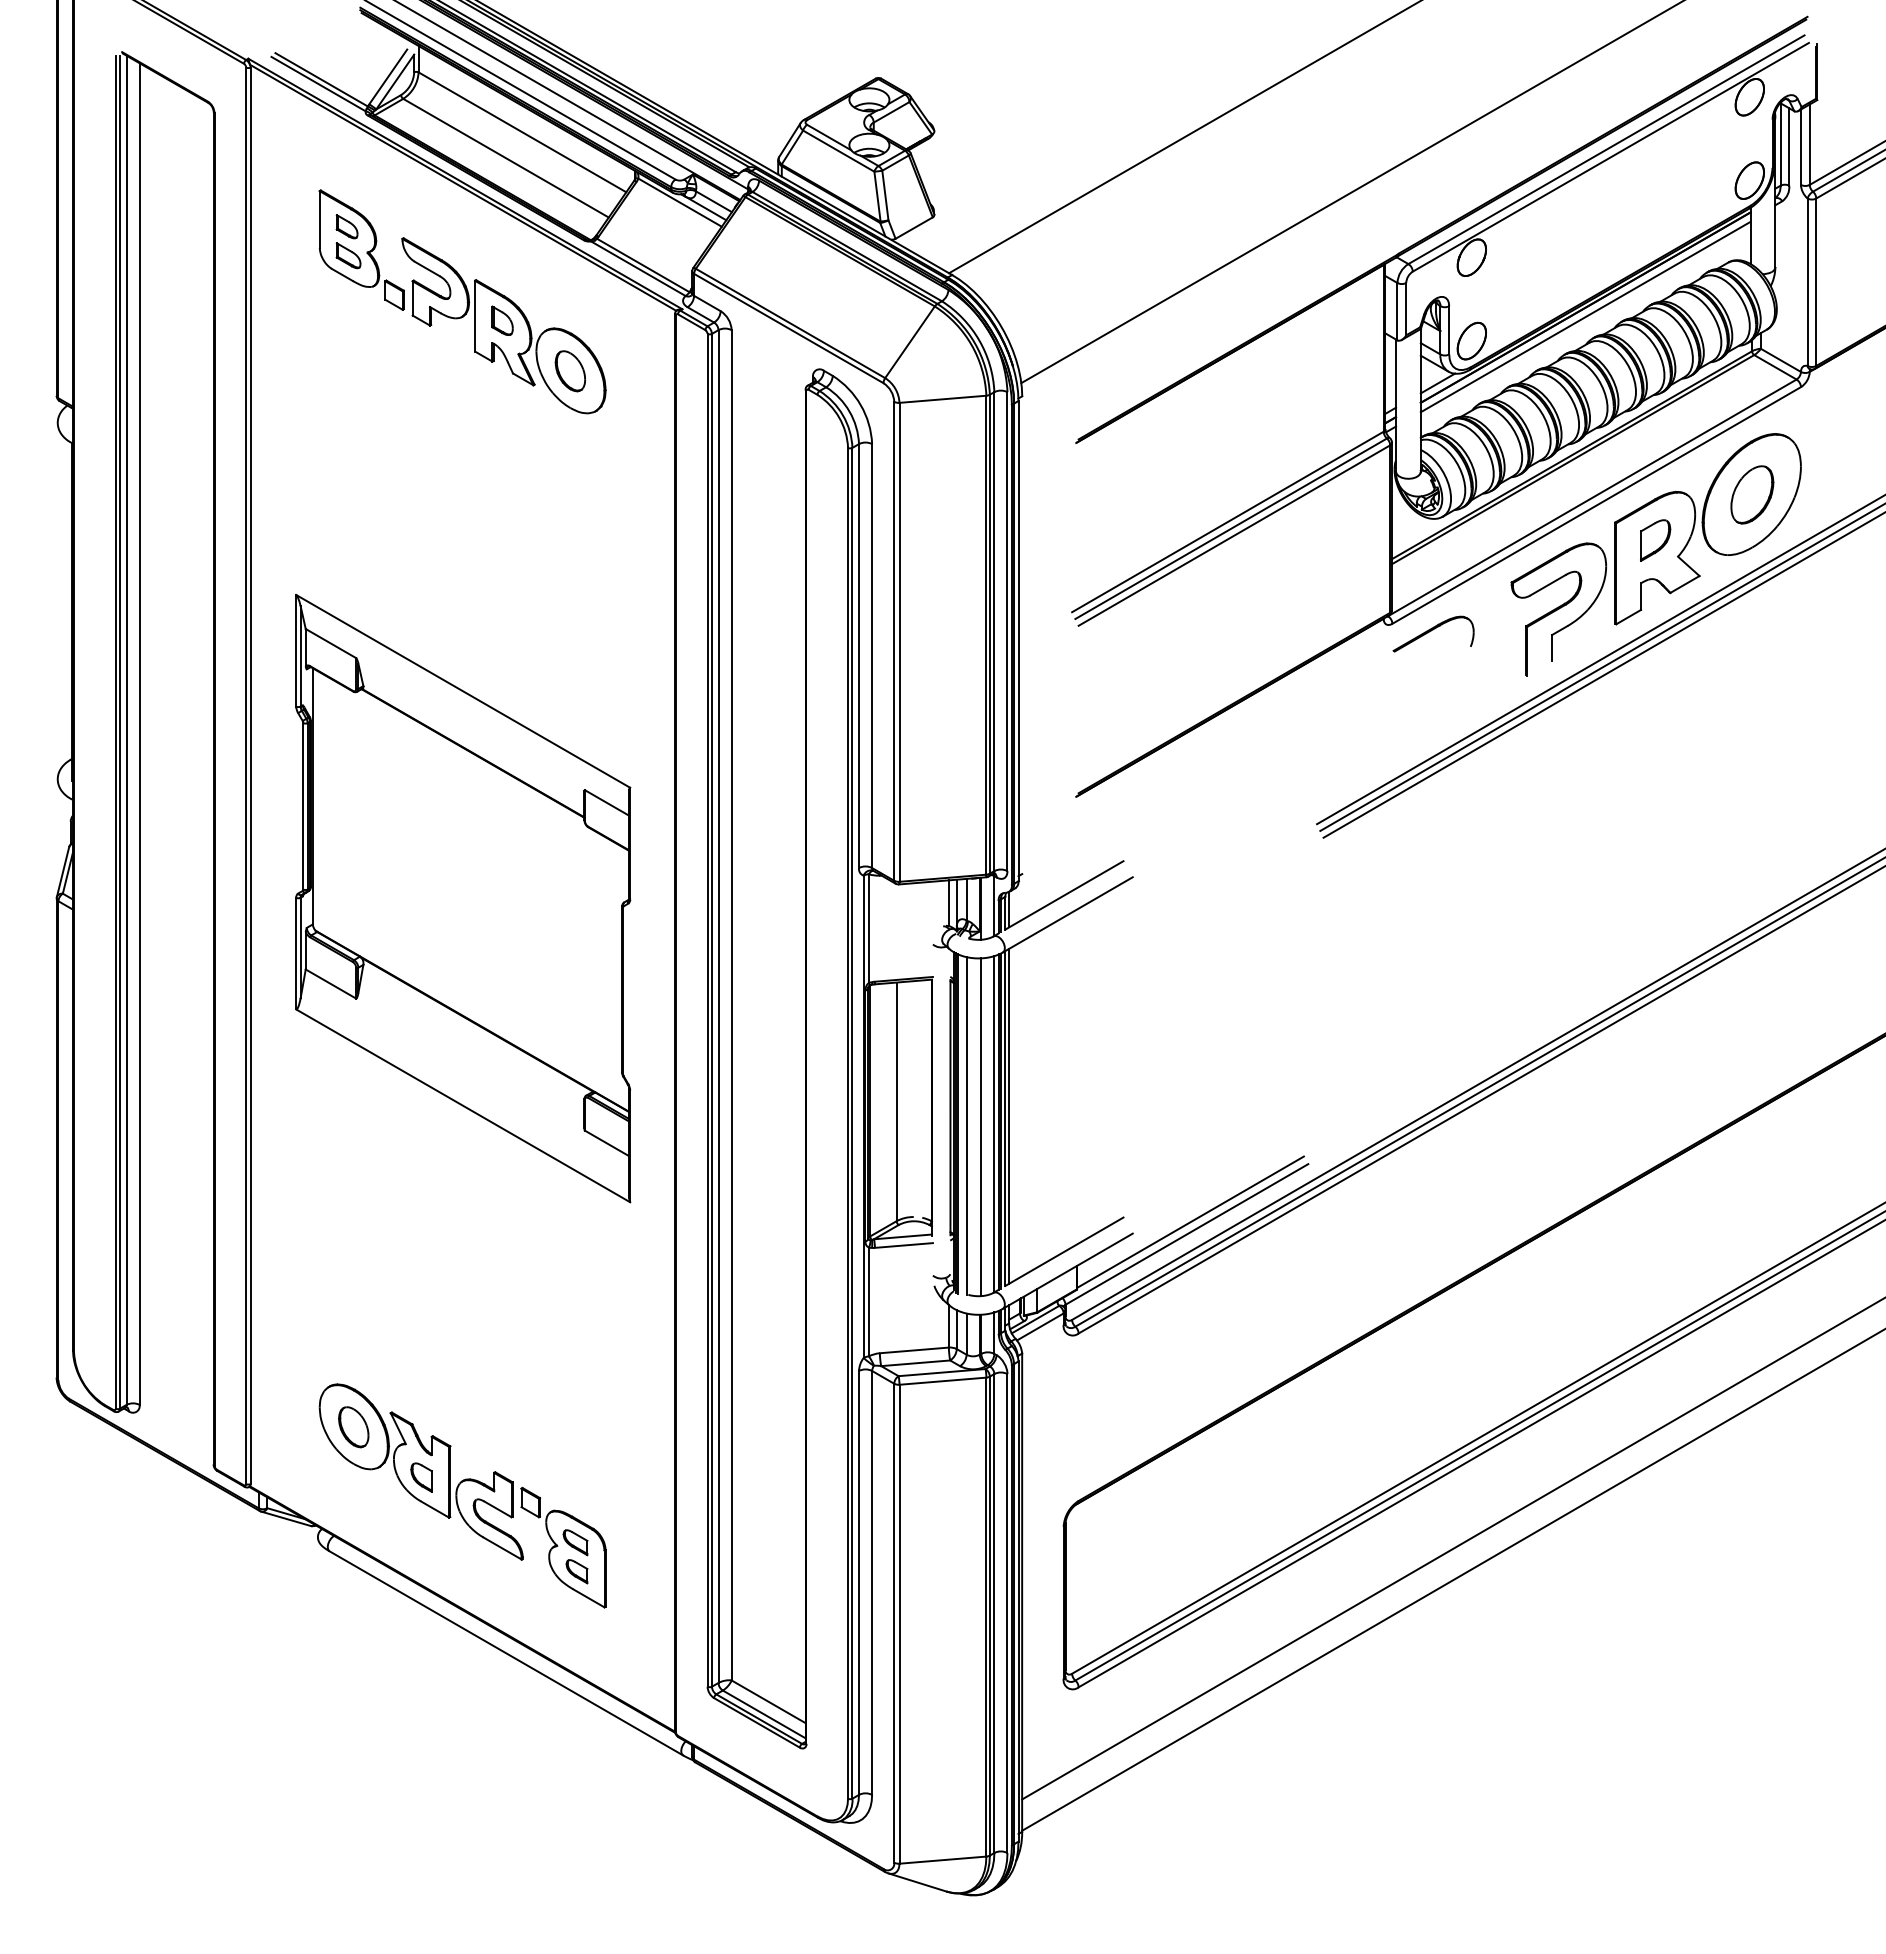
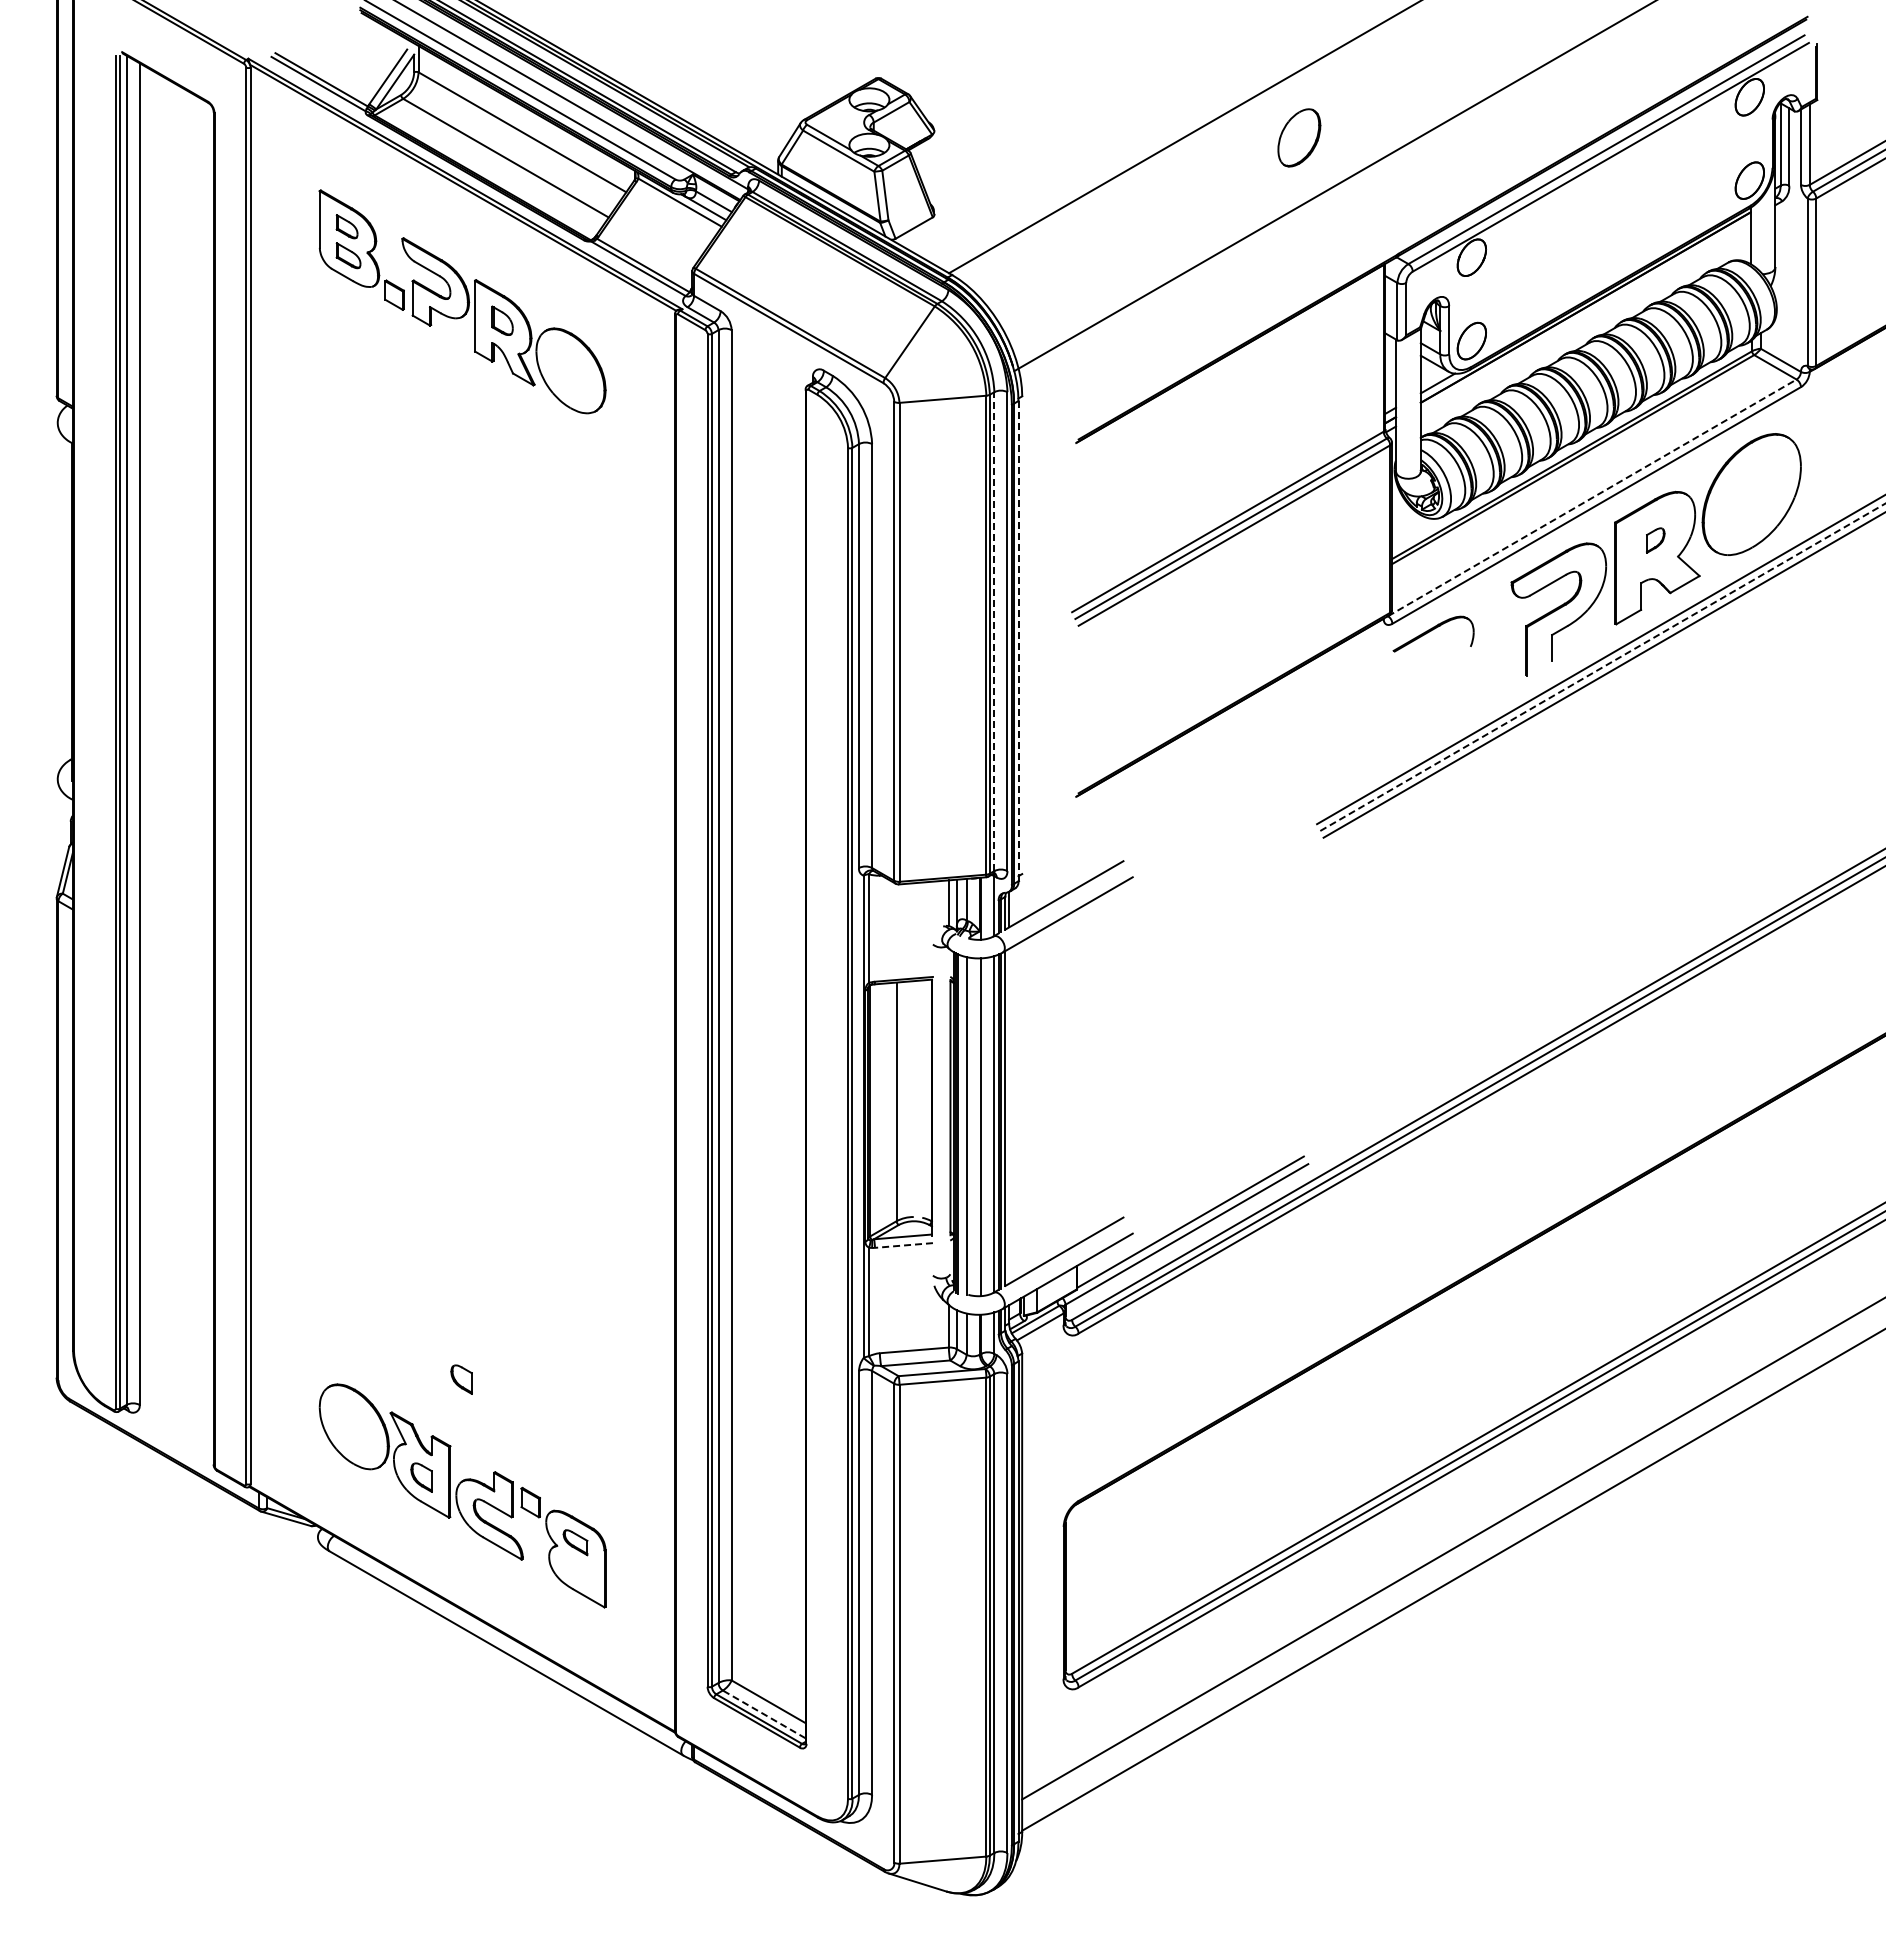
line position: (1351, 192) -> (1333, 186) (1333, 186)
line: present -> none (1585, 316)
part: present -> none (569, 371)
part position: (1752, 494) -> (1299, 137) (1299, 137)
line: solid -> dashed (1592, 497)
part size: 32x43 px -> 20x27 px (1655, 540)
line: solid -> dashed (994, 631)
line: solid -> dashed (1018, 640)
line: solid -> dashed (1603, 667)
part: present -> none (463, 898)
line: present -> none (1009, 1115)
line: solid -> dashed (903, 1245)
part: none -> present (461, 1379)
part: present -> none (353, 1427)
part: present -> none (576, 1571)
line: solid -> dashed (764, 1714)
